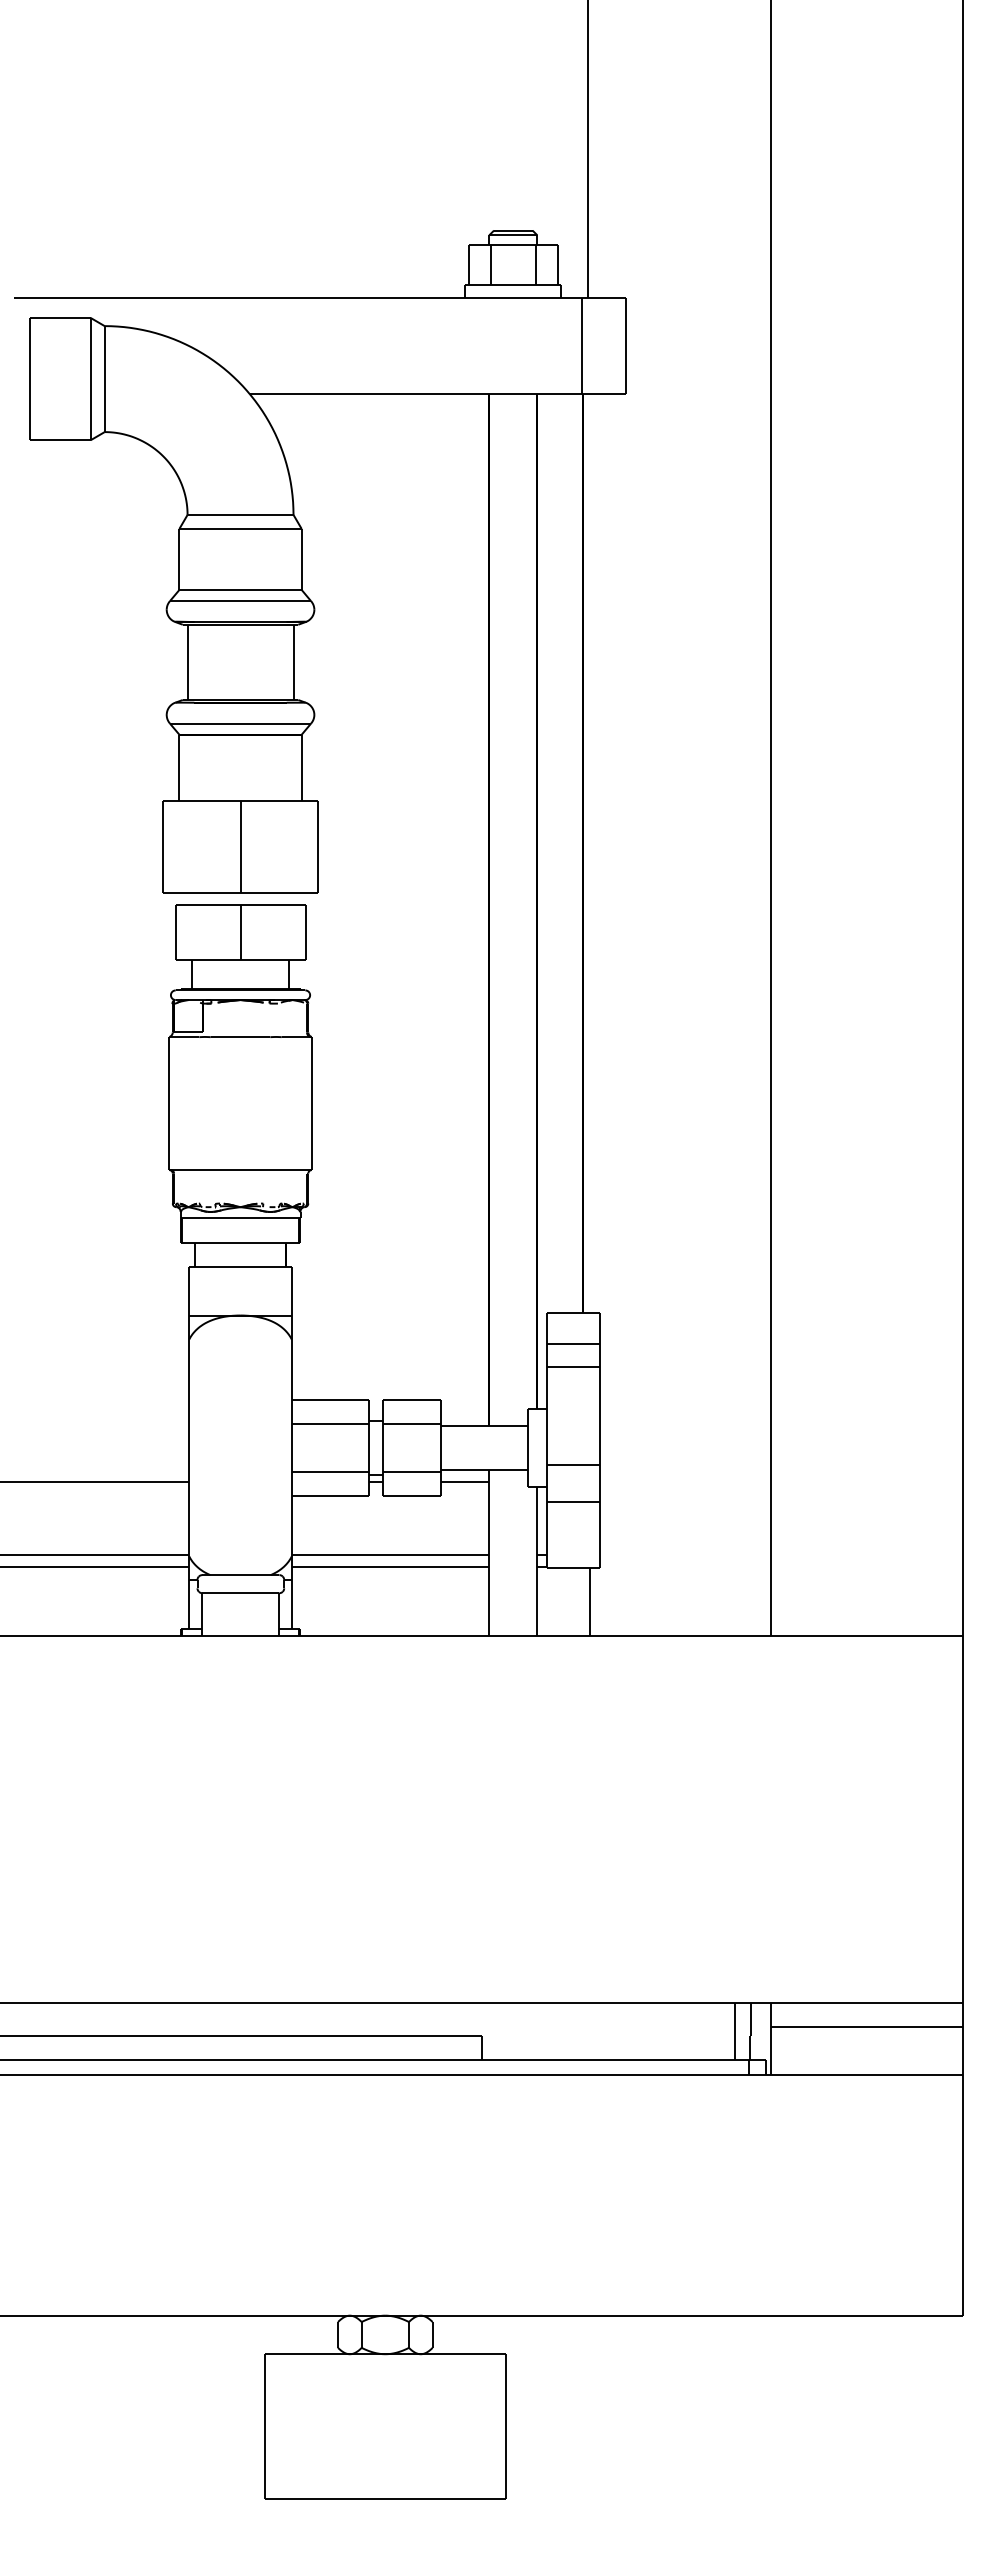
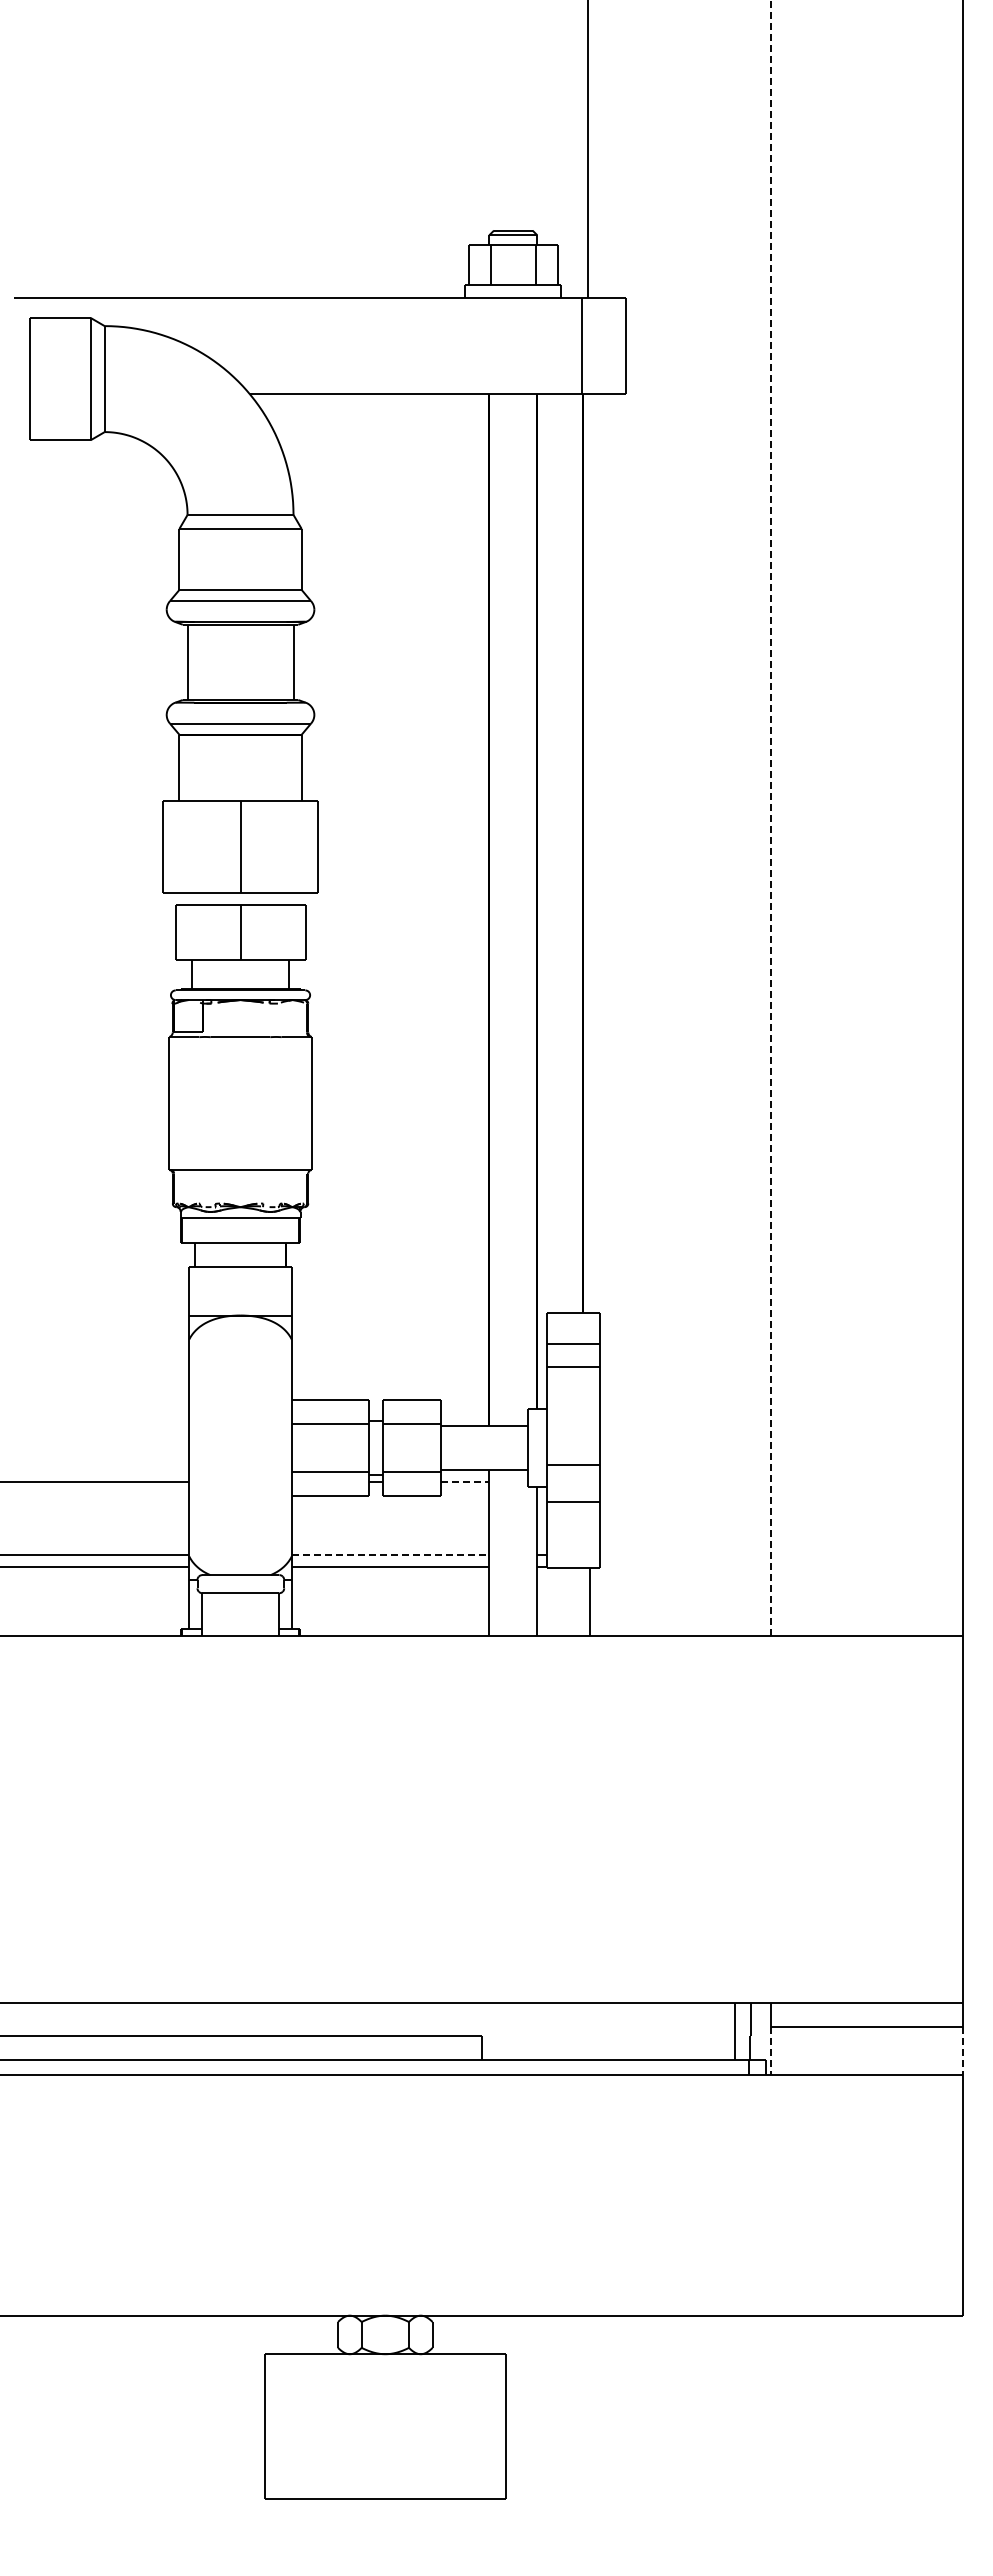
line: solid -> dashed (770, 818)
line: solid -> dashed (465, 1482)
line: solid -> dashed (390, 1554)
line: solid -> dashed (770, 2051)
line: solid -> dashed (963, 2051)
